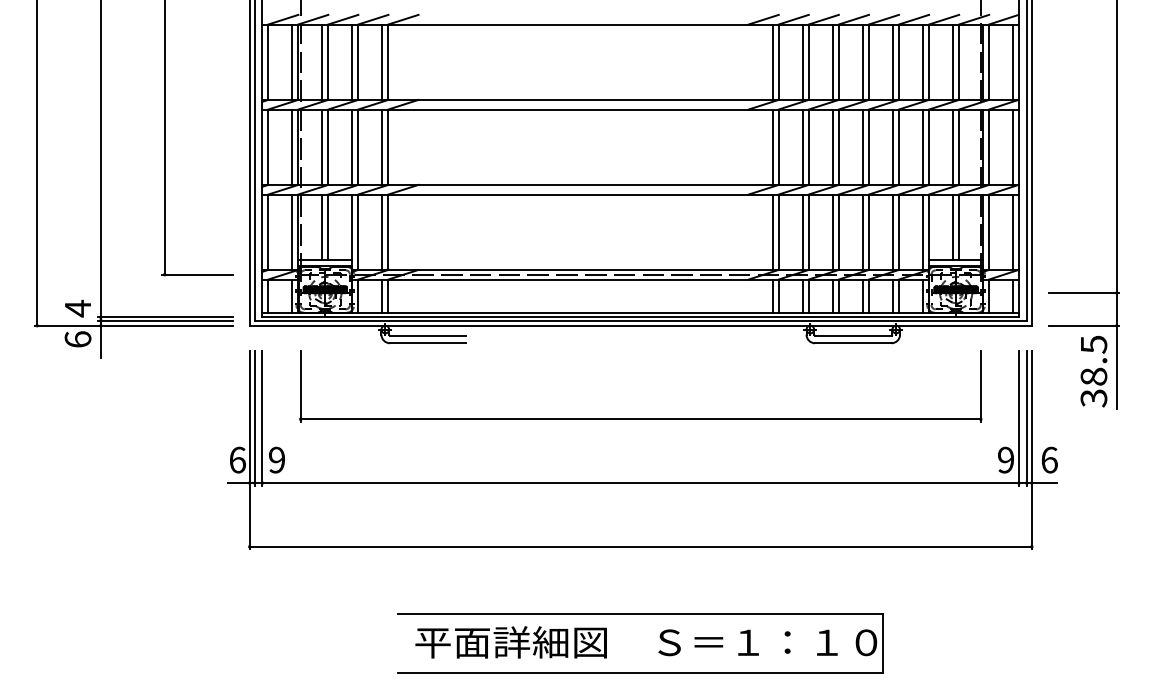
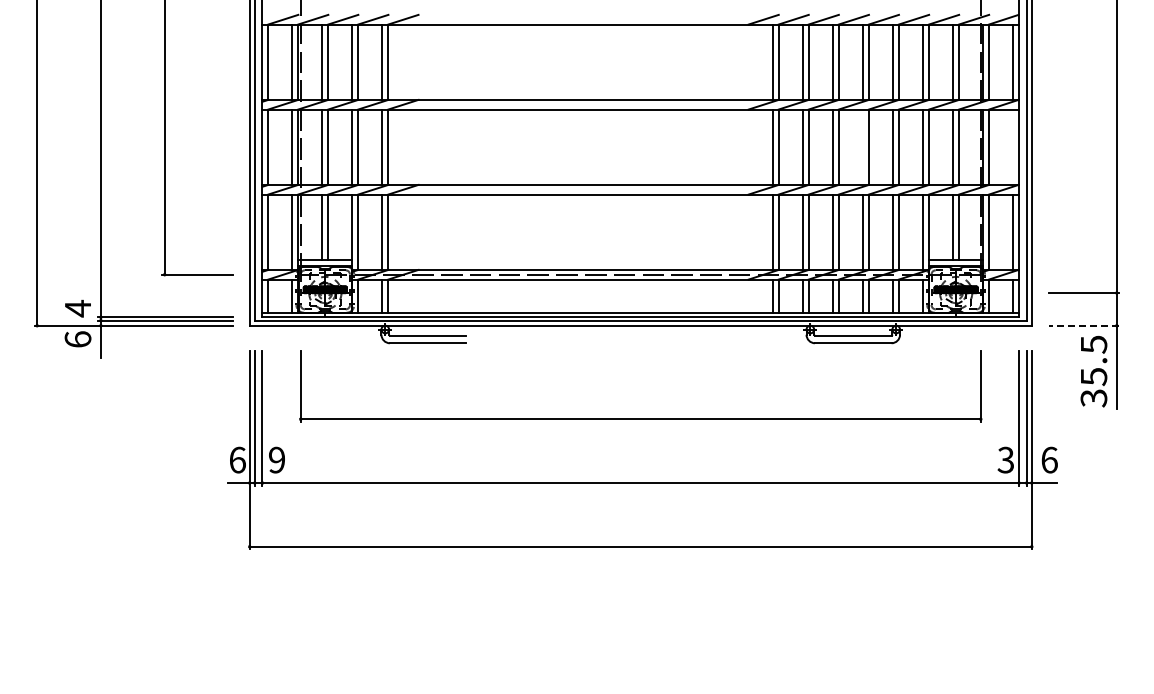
line: present -> none (863, 146)
line: present -> none (1013, 146)
line: solid -> dashed (1083, 325)
text: 38.5 -> 35.5 (1093, 376)
text: 9 -> 3 (1005, 460)
part: present -> none (658, 651)
